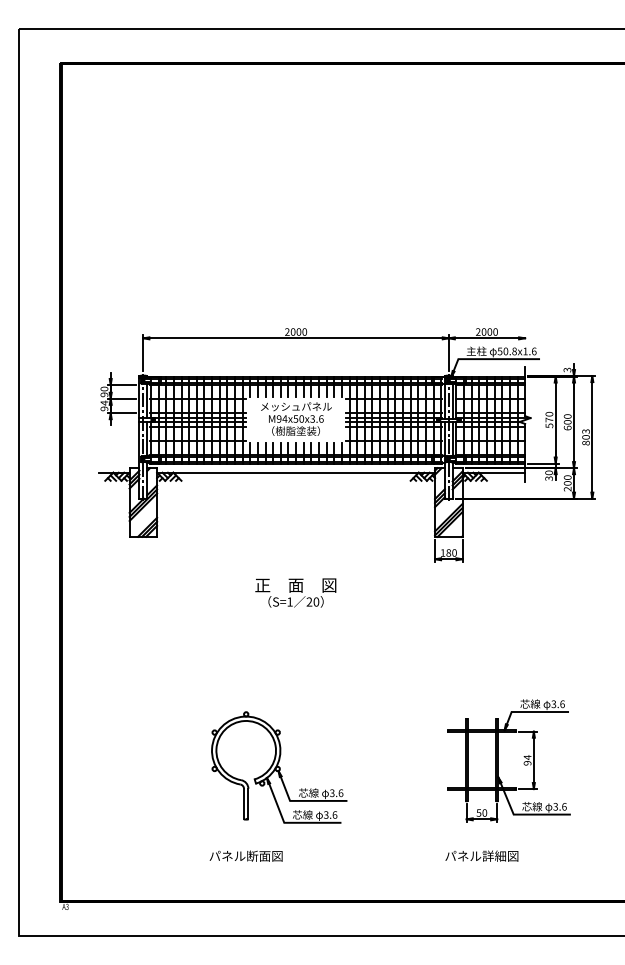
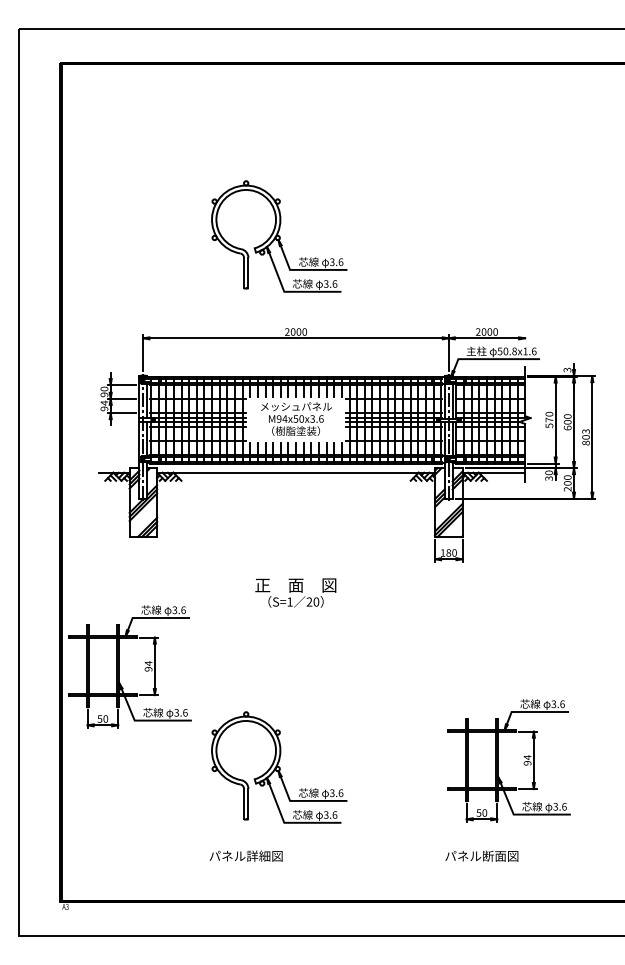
part: none -> present (279, 236)
part: none -> present (119, 666)
text: パネル断面図 -> パネル詳細図 (258, 855)
text: パネル詳細図 -> パネル断面図 (494, 855)
